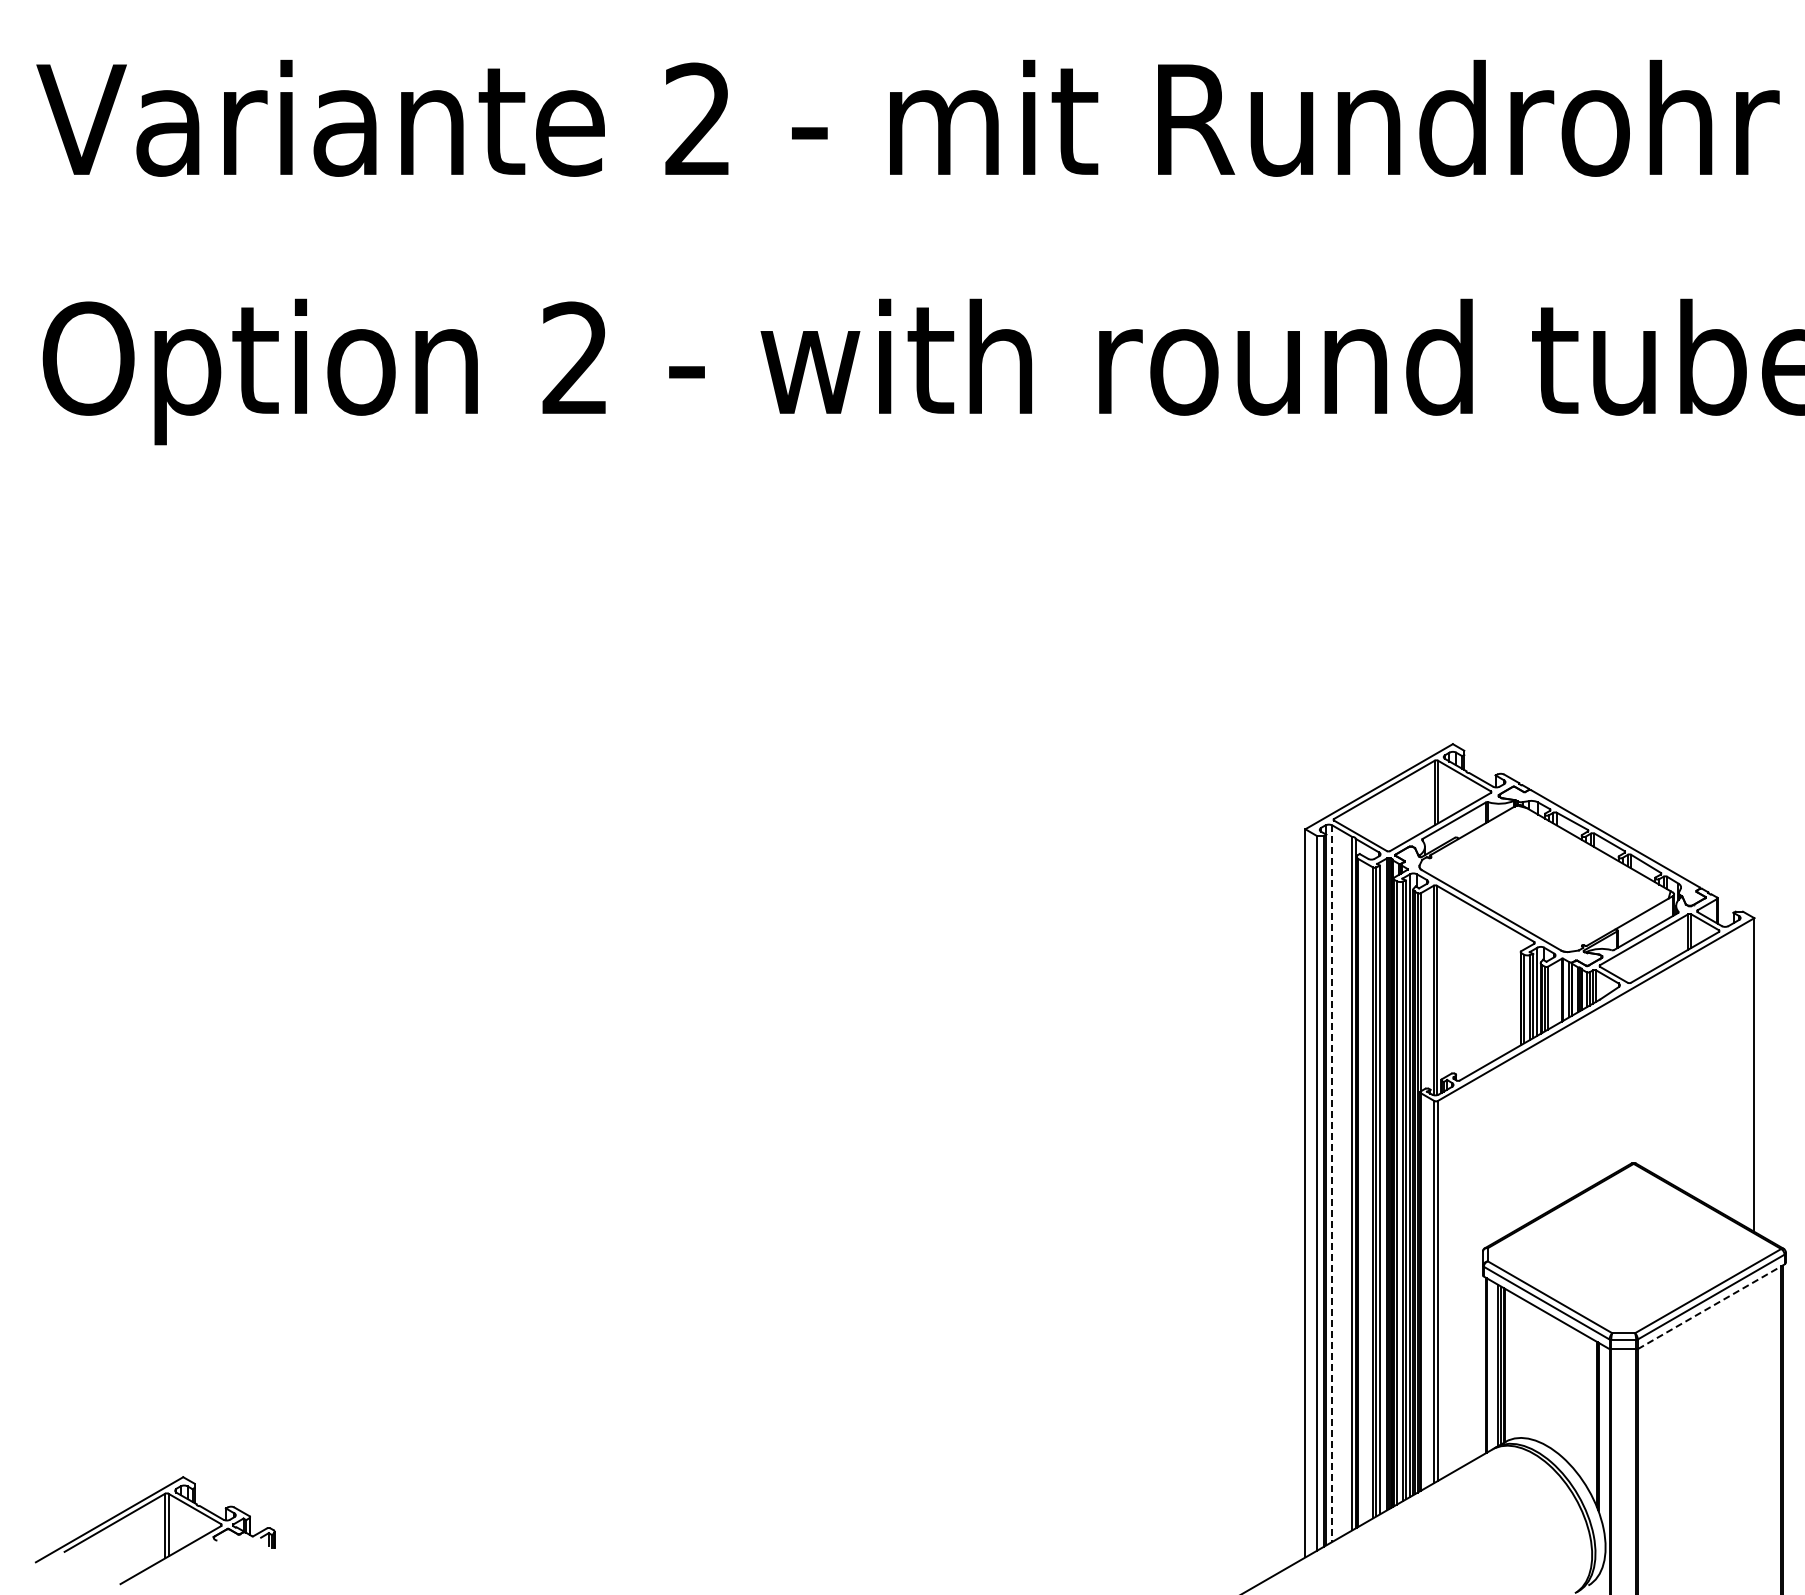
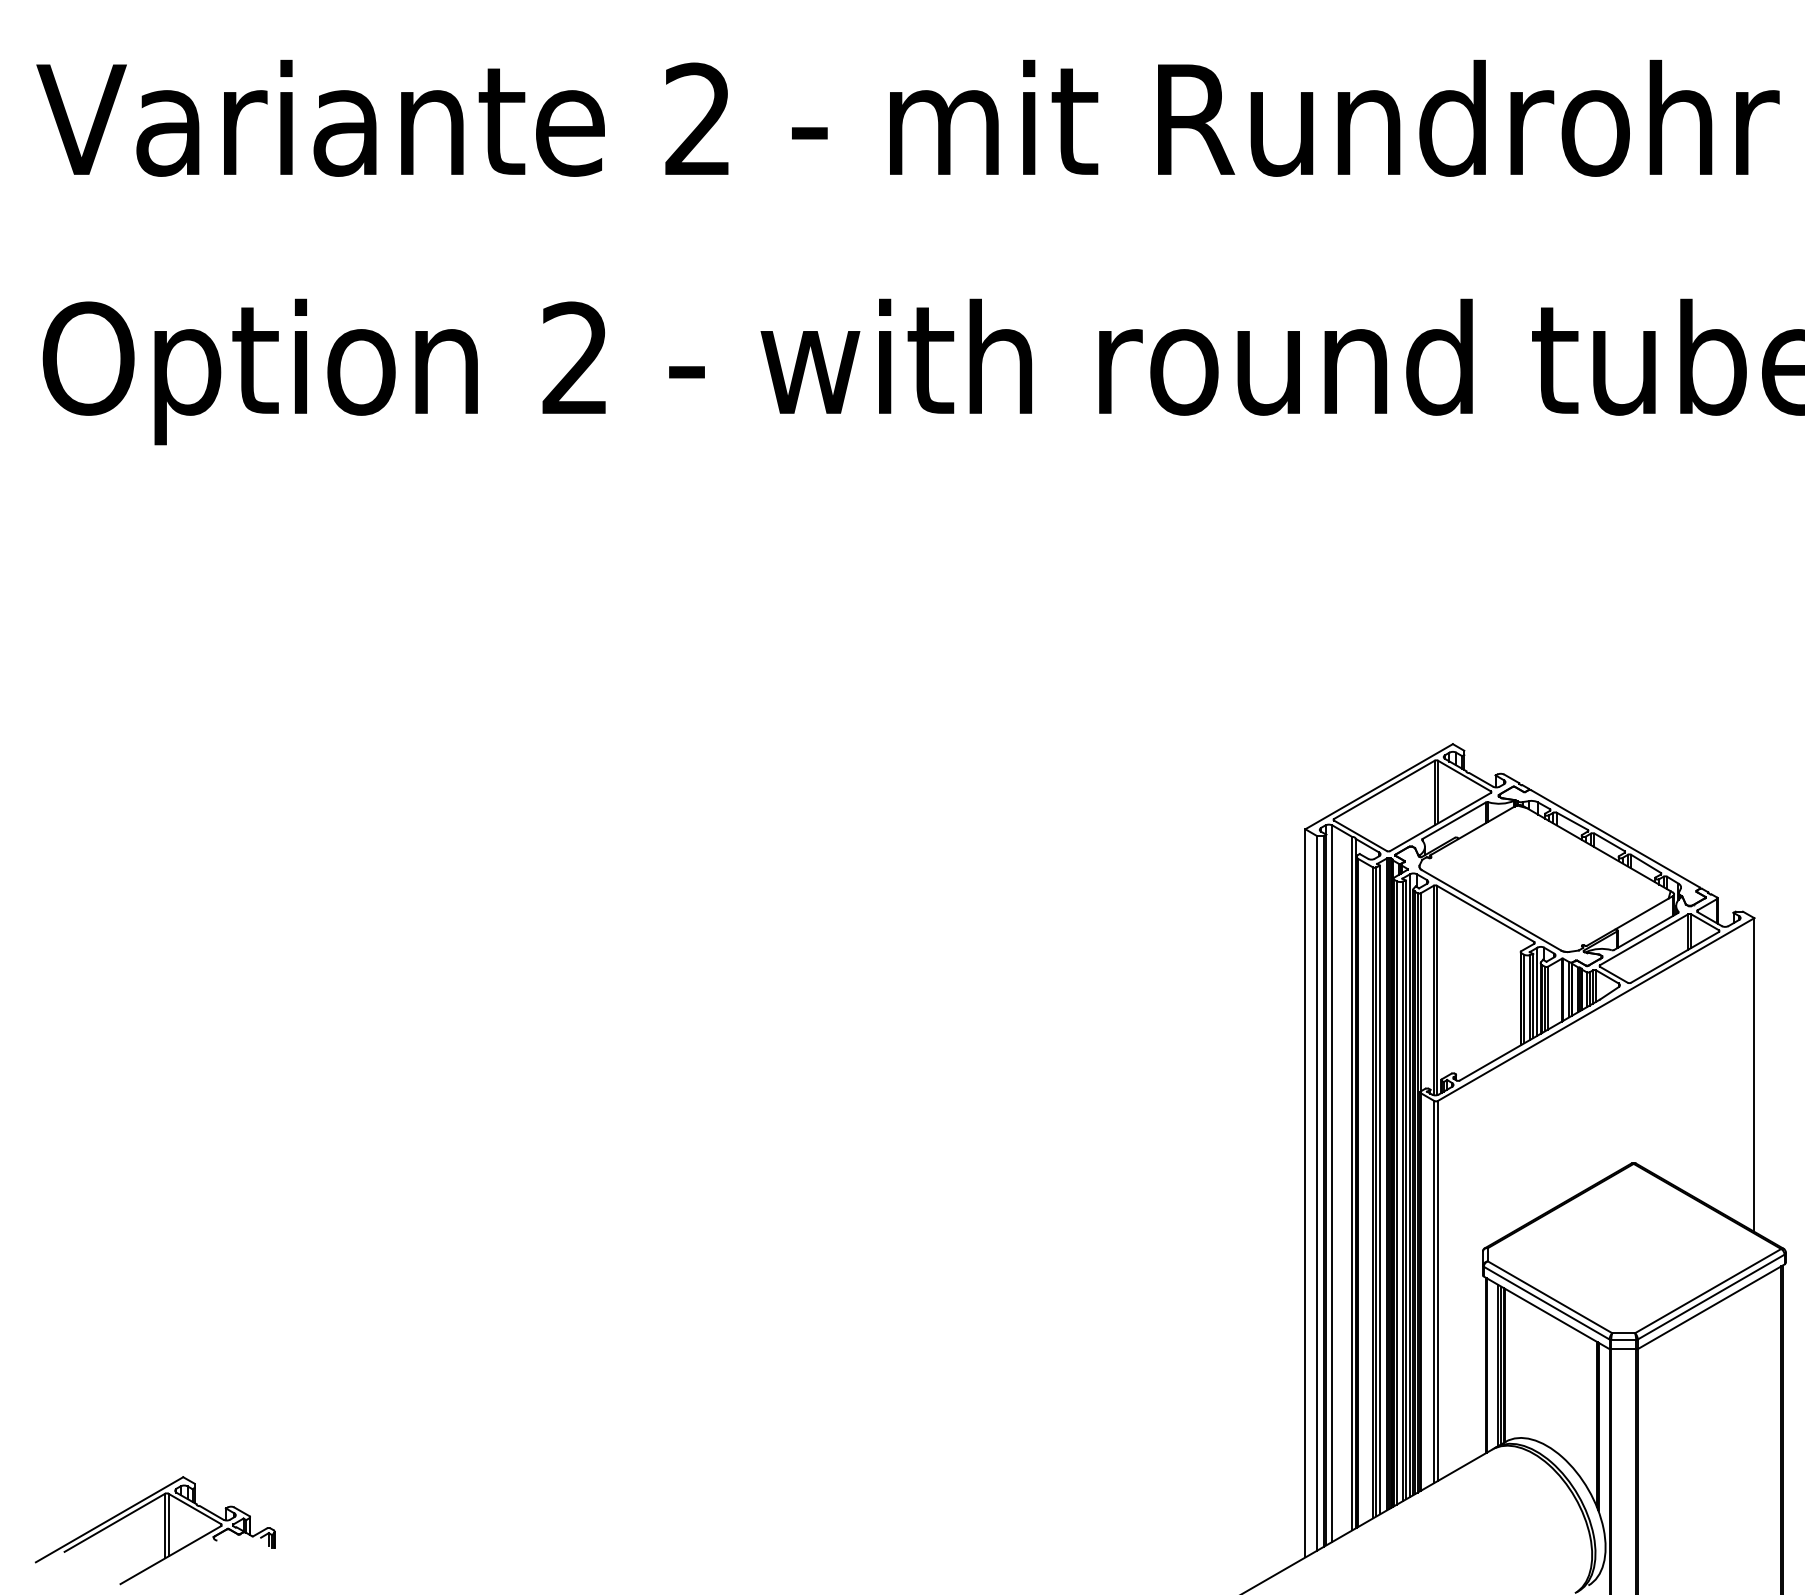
line: dashed -> solid (1332, 1184)
line: dashed -> solid (1711, 1306)
